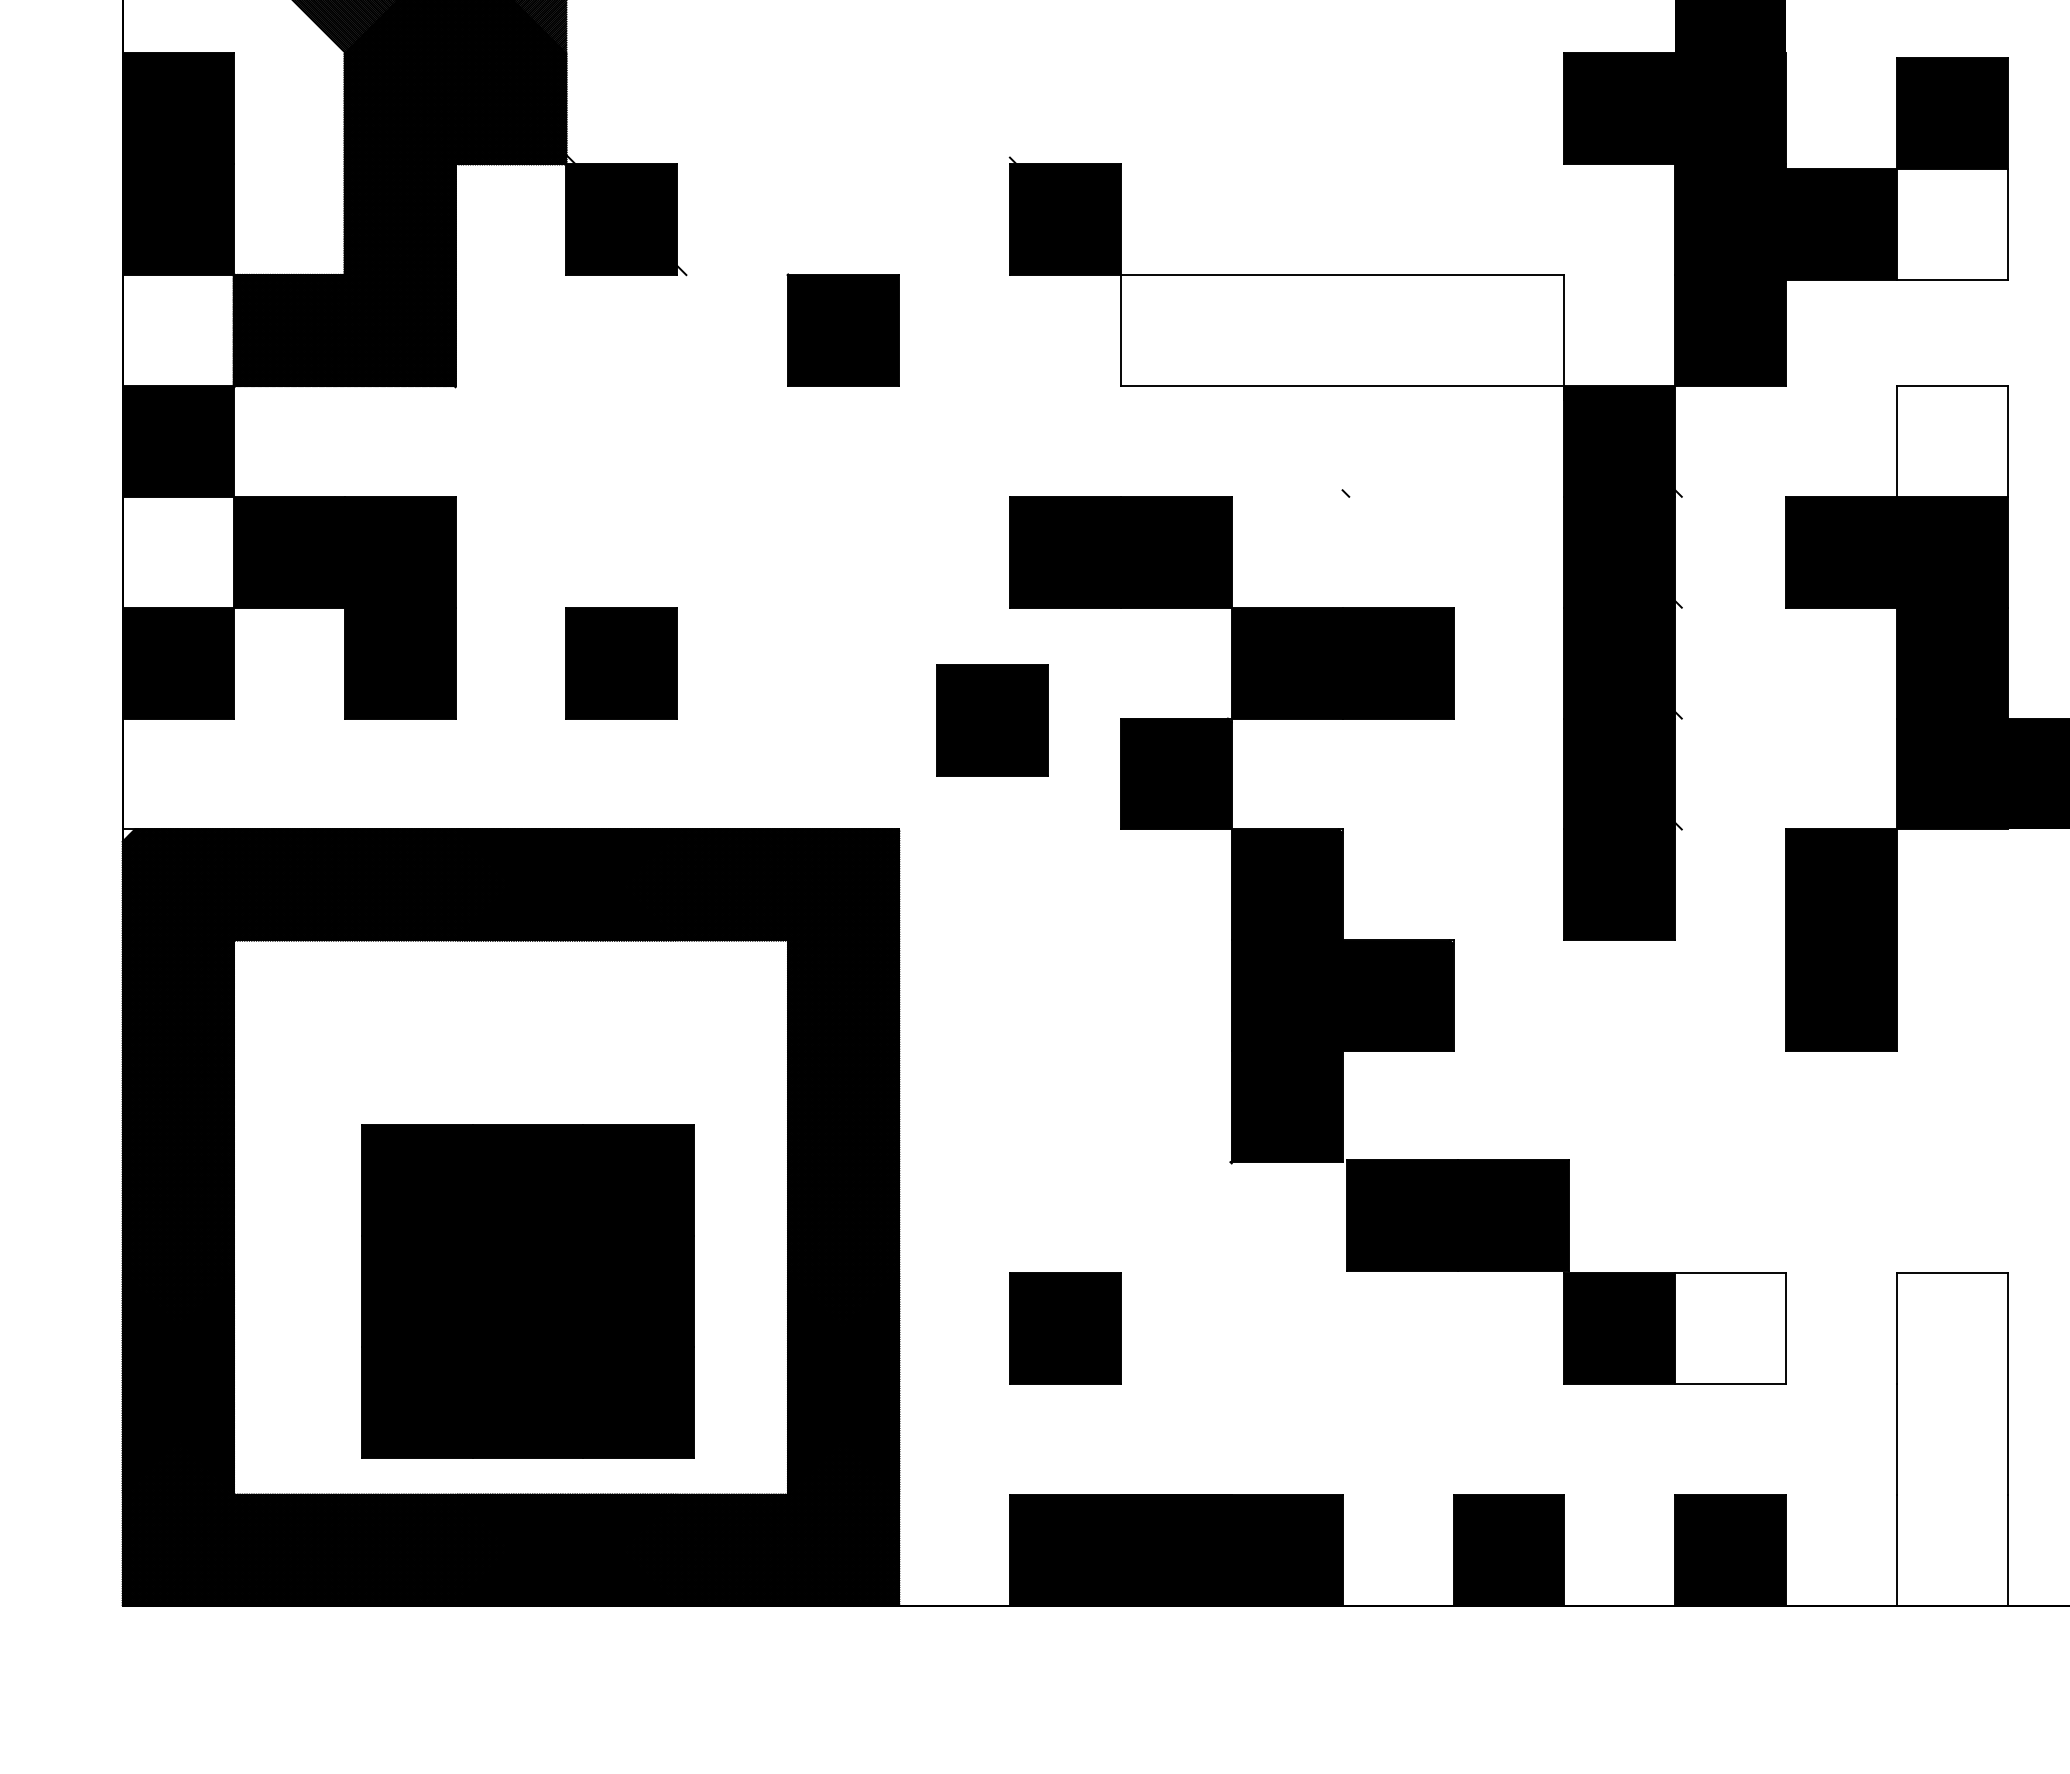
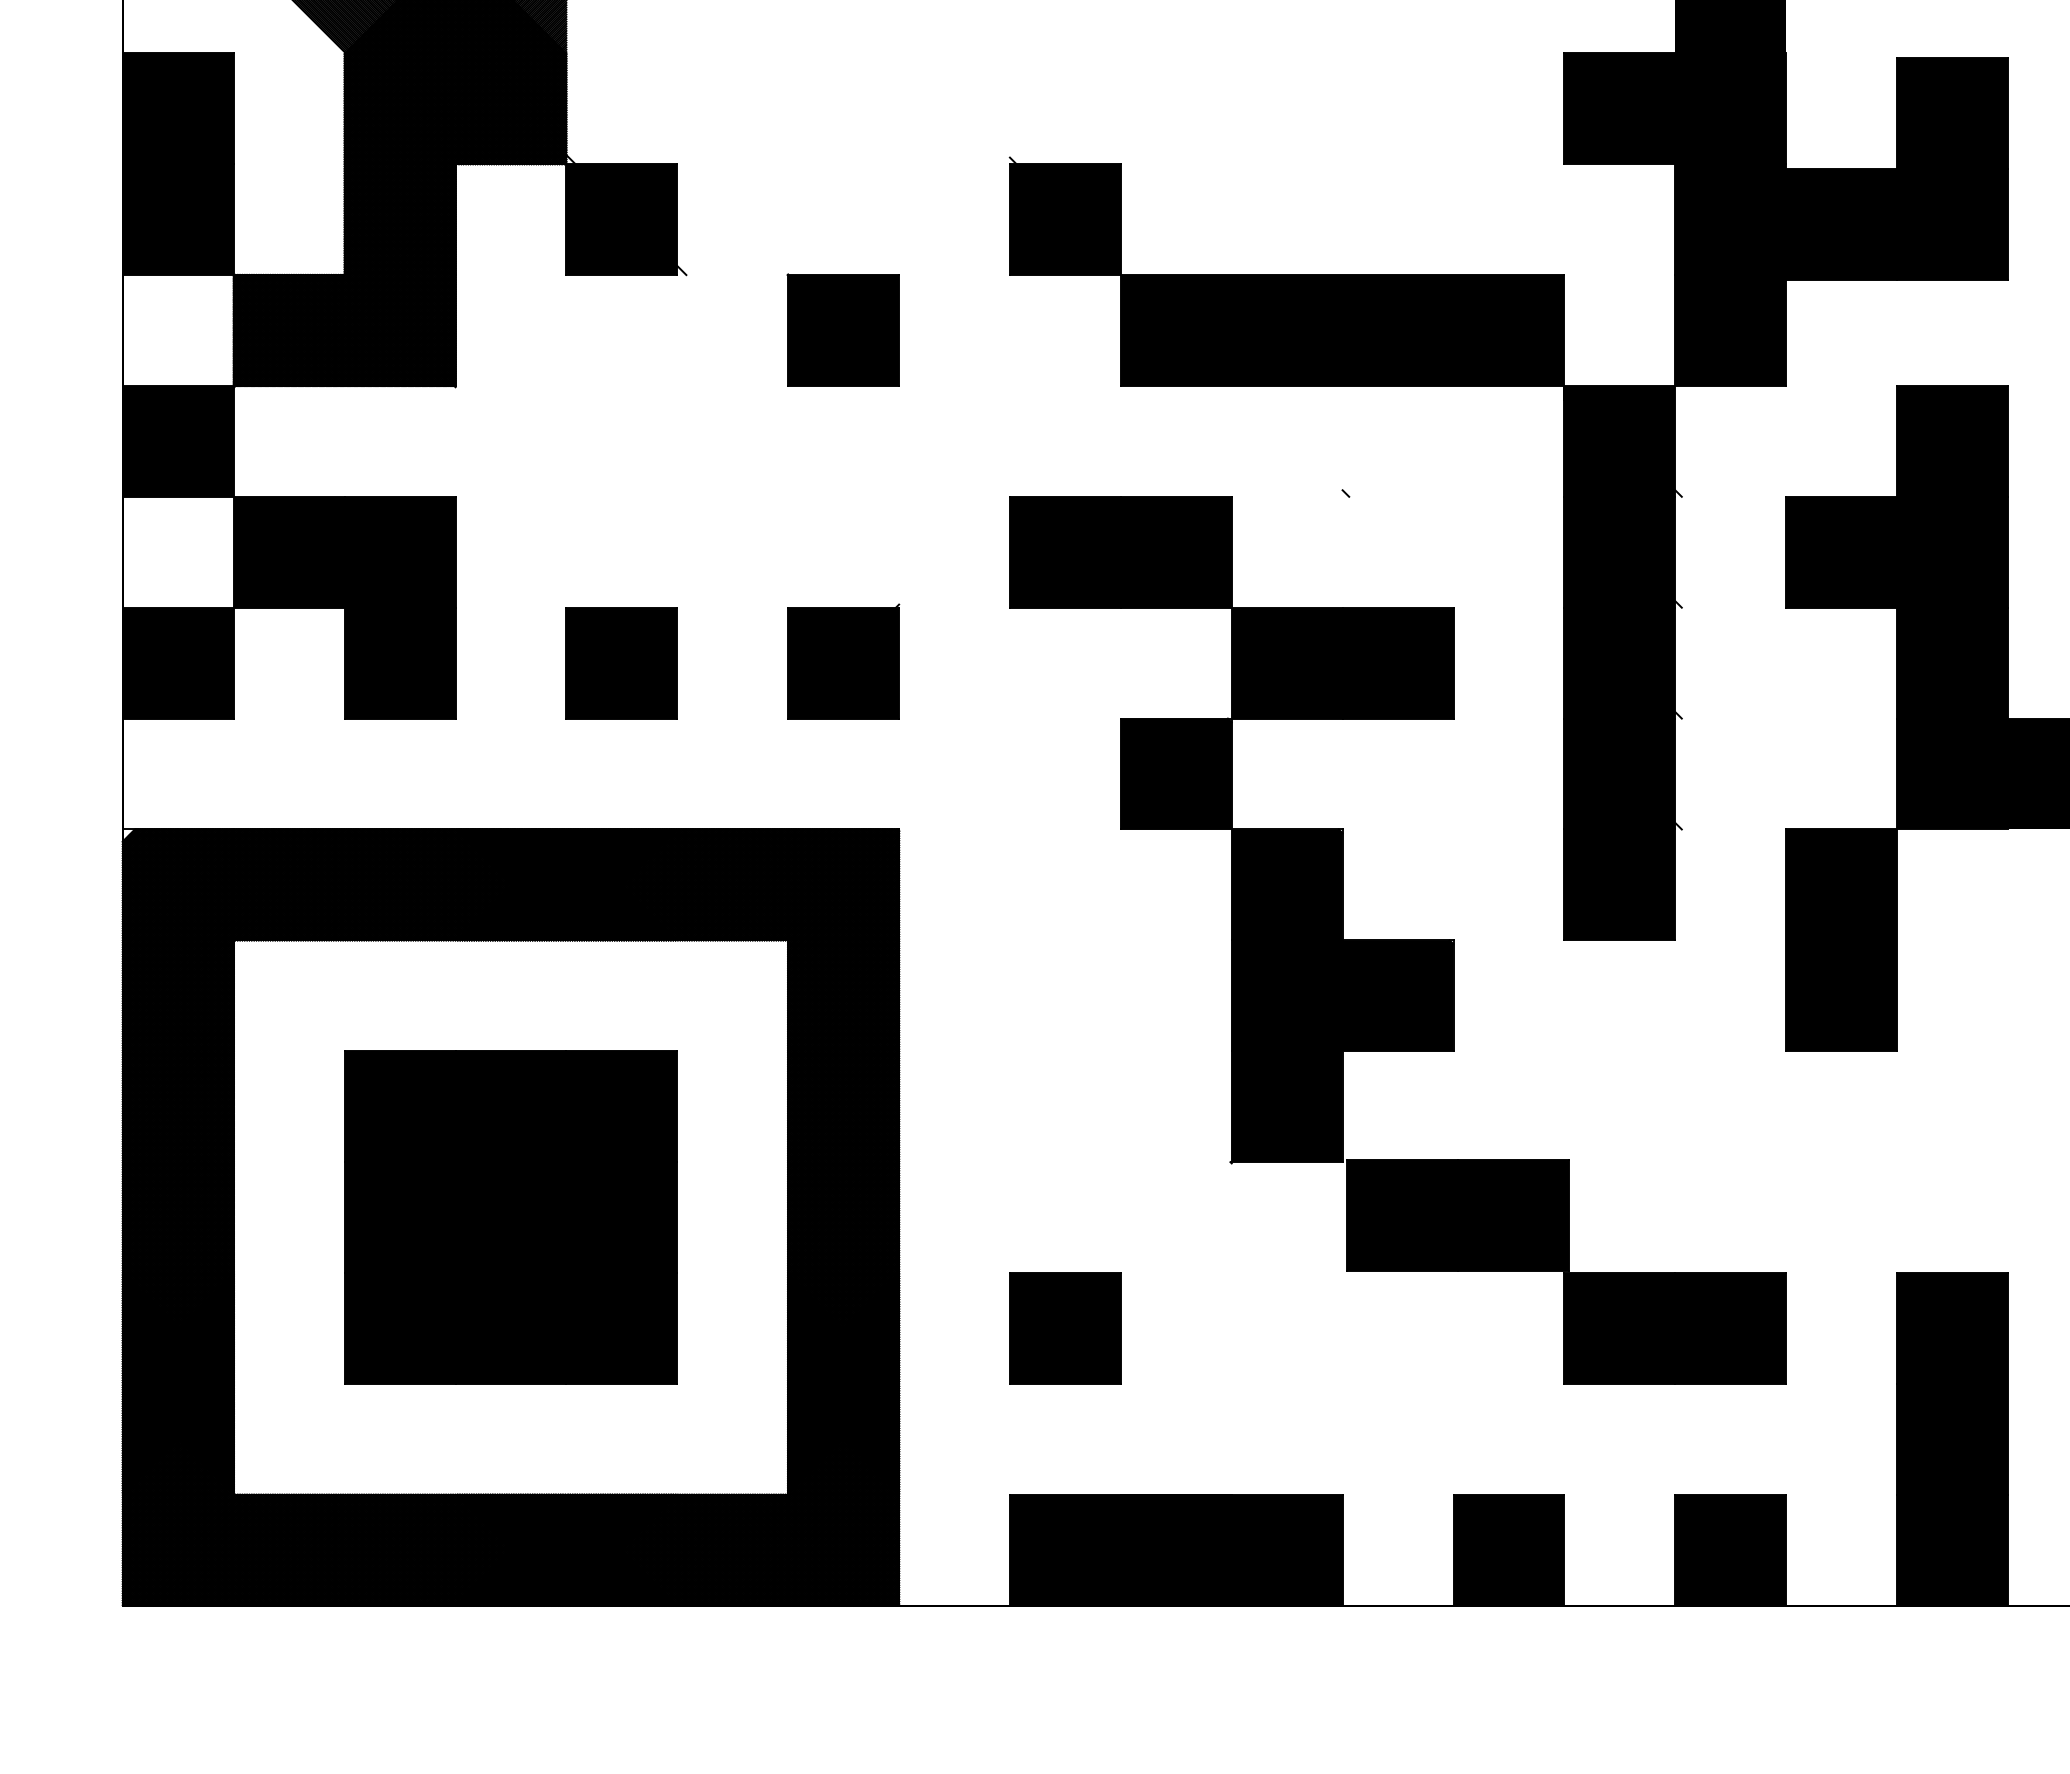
fill: none -> present (1952, 224)
fill: none -> present (1342, 330)
fill: none -> present (1952, 440)
part: none -> present (843, 661)
part: present -> none (992, 720)
part position: (527, 1291) -> (510, 1217) (510, 1217)
fill: none -> present (1730, 1328)
fill: none -> present (1952, 1439)
